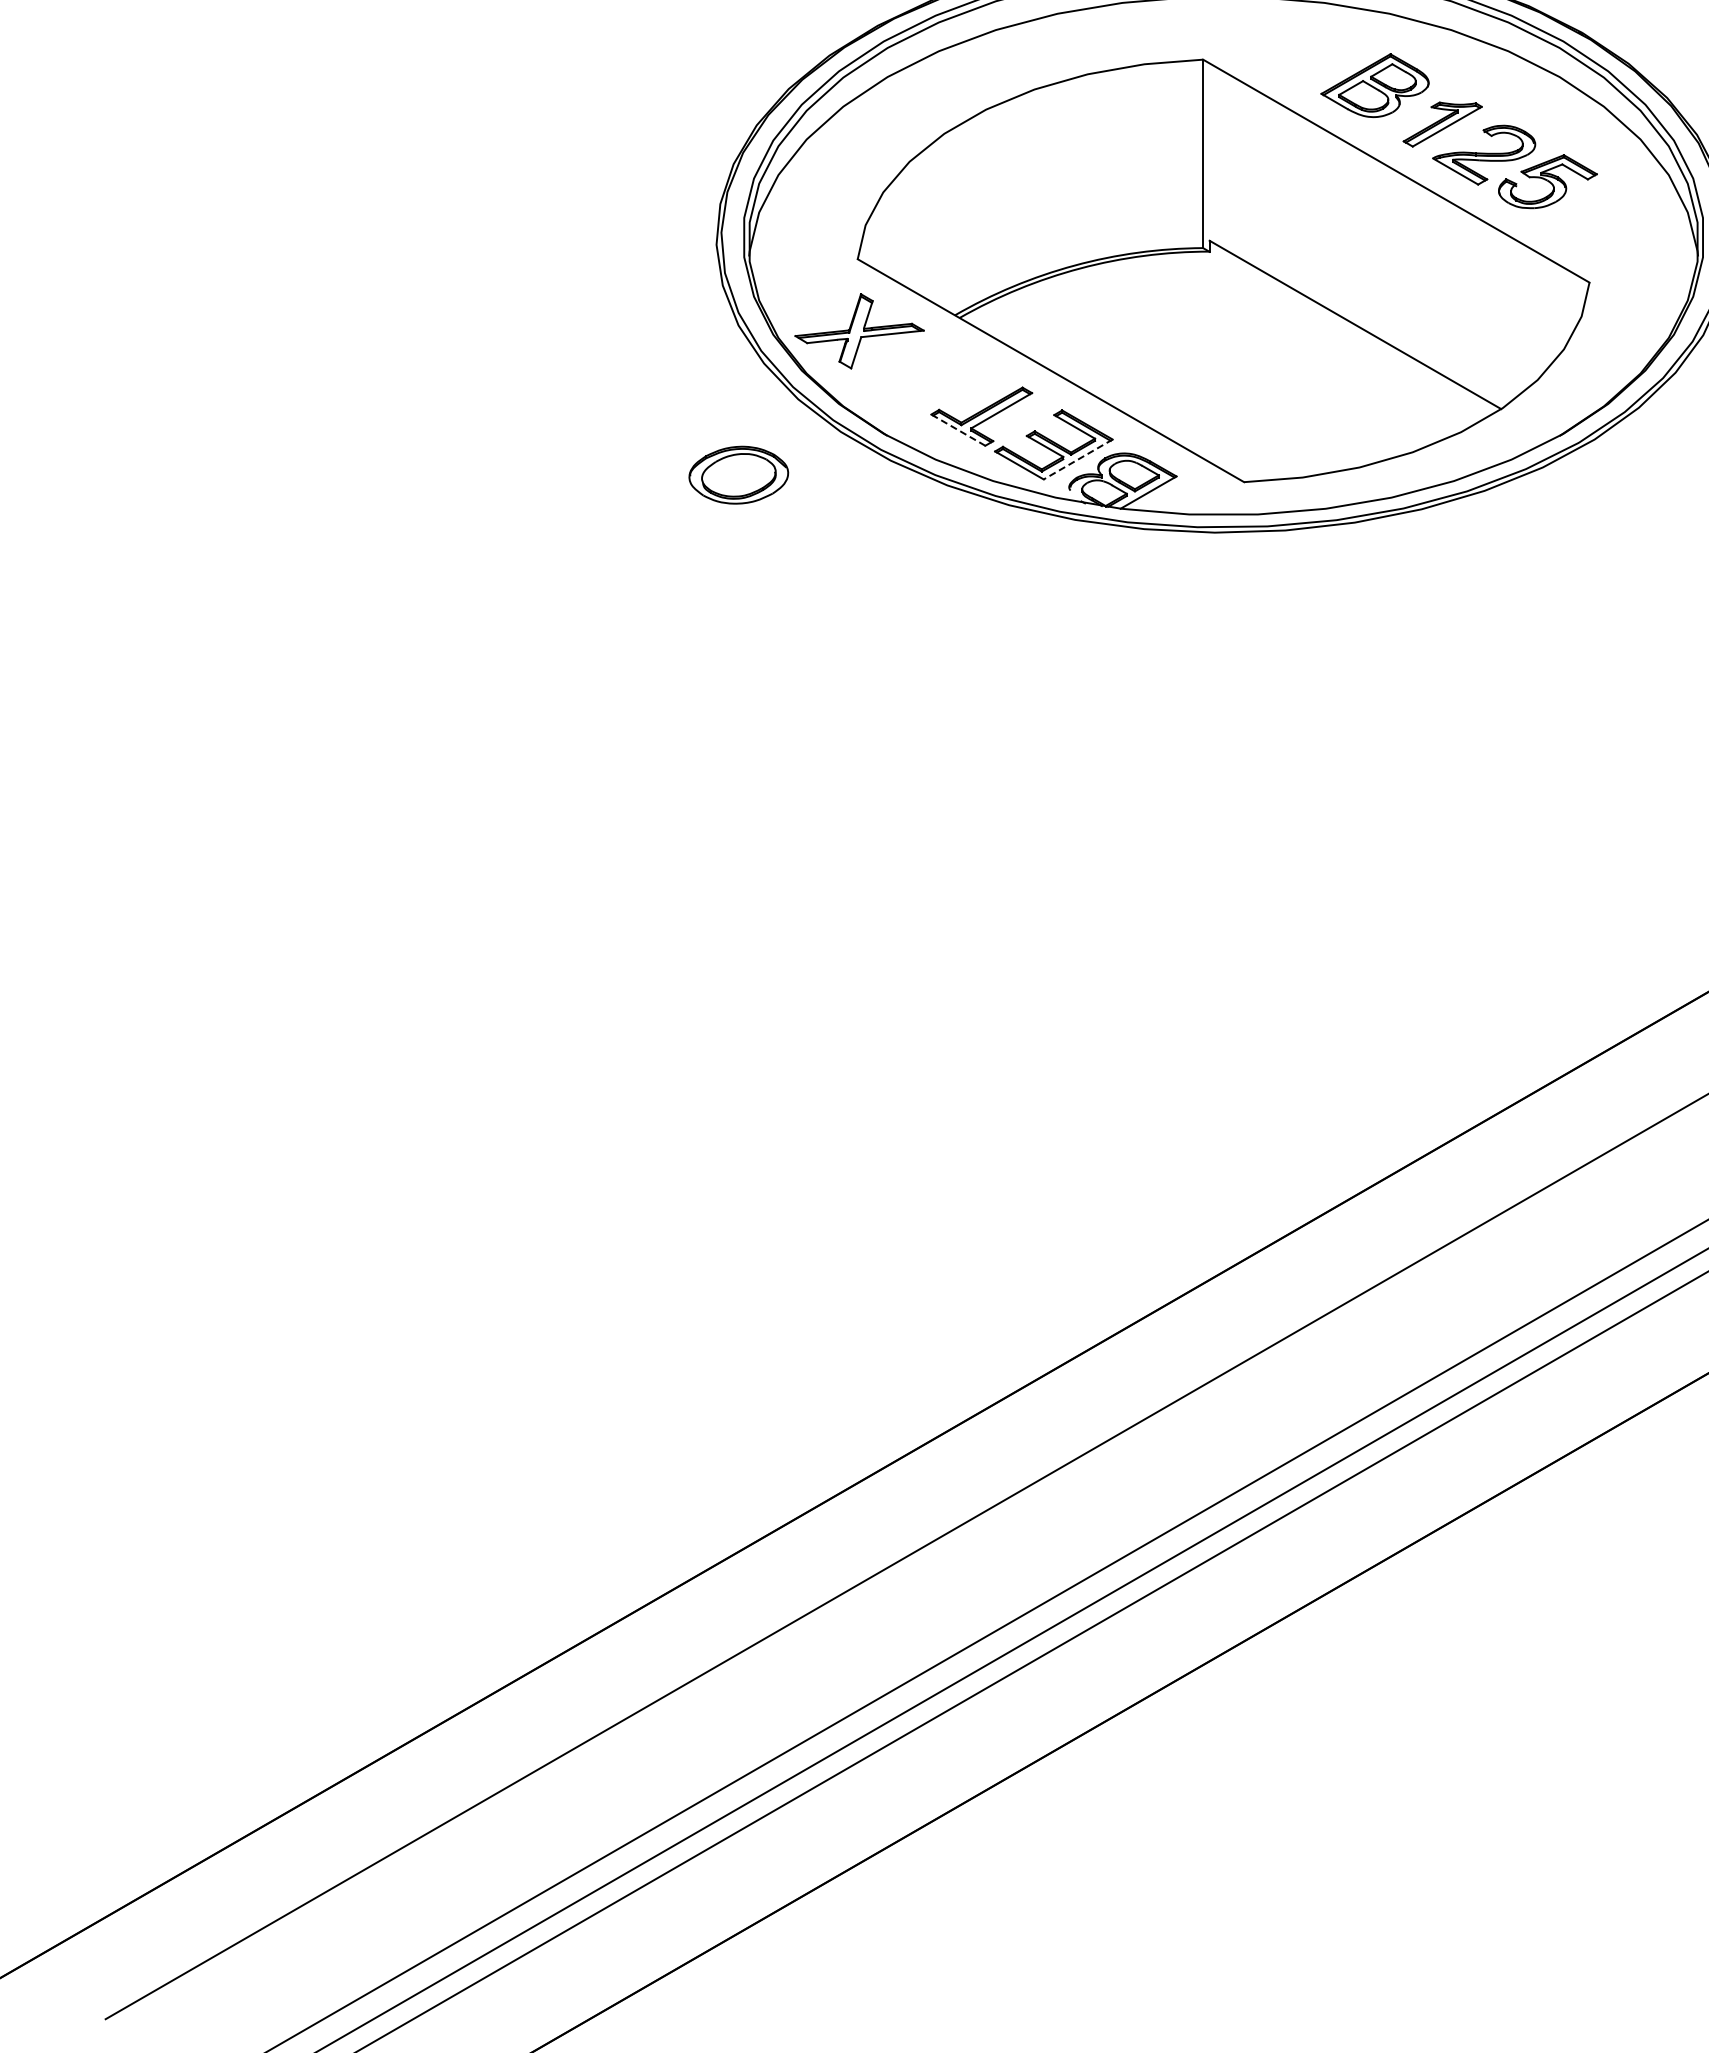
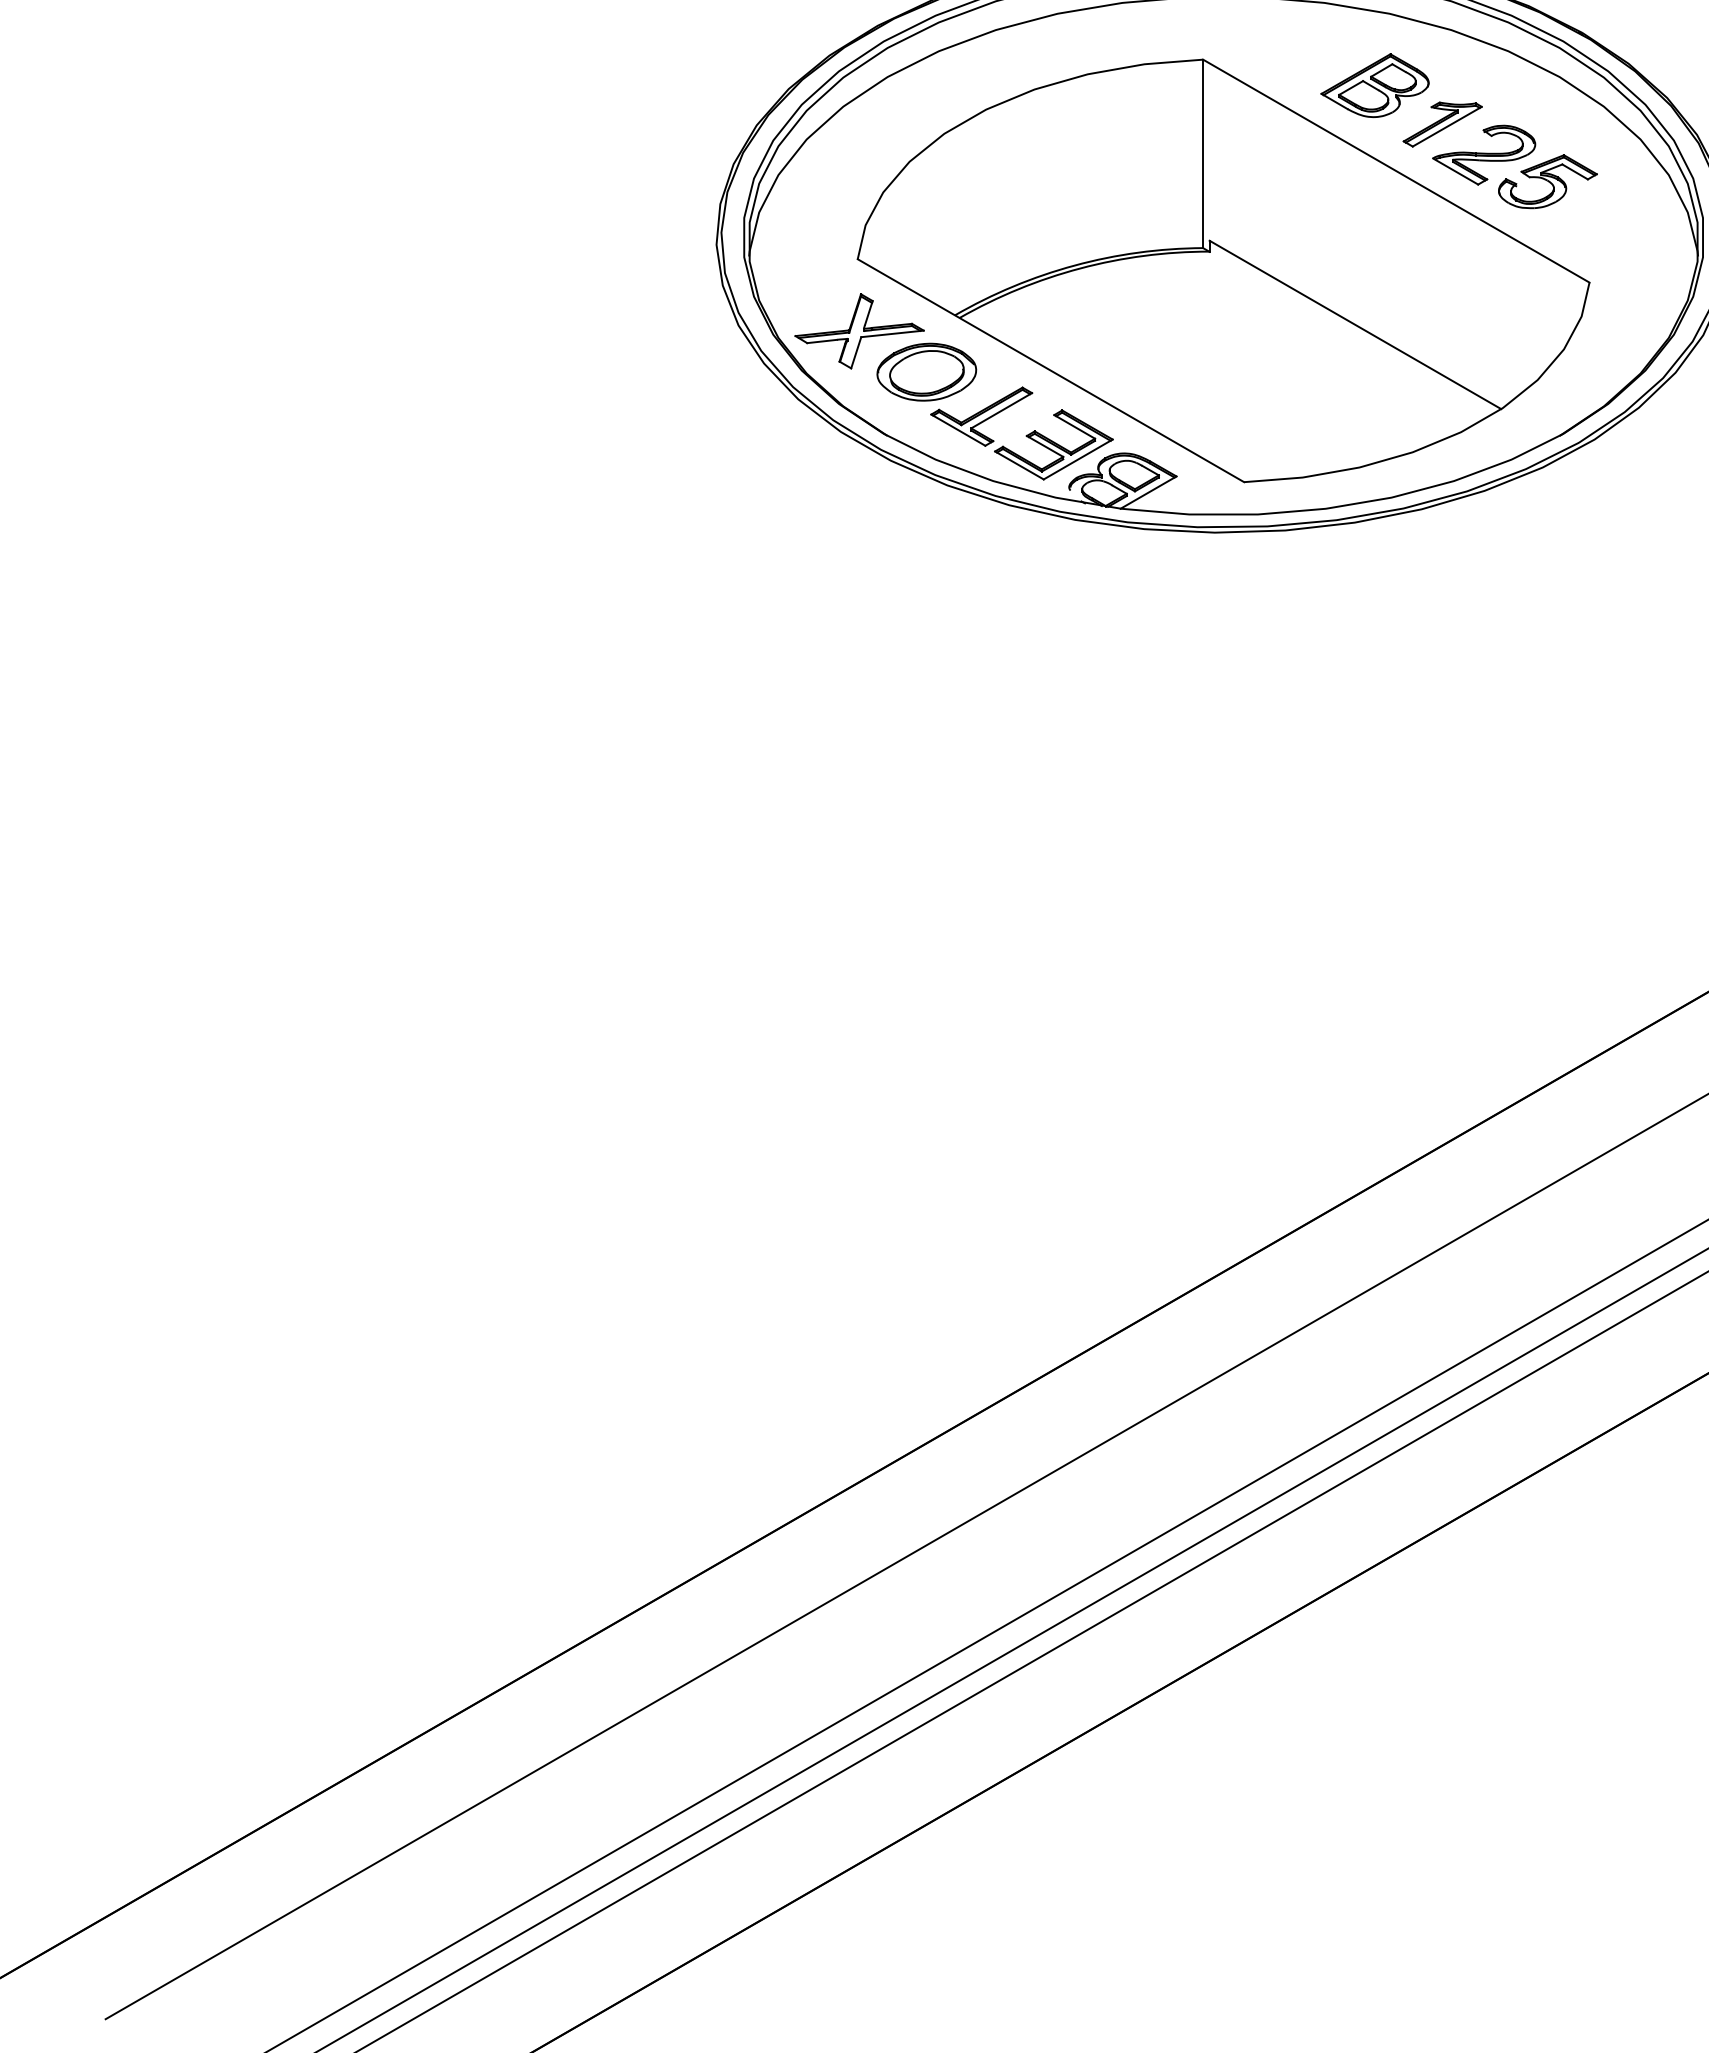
line: dashed -> solid (957, 429)
line: dashed -> solid (1078, 459)
part position: (738, 474) -> (926, 371) (926, 371)
